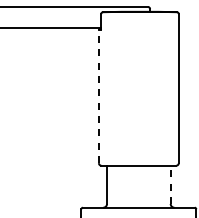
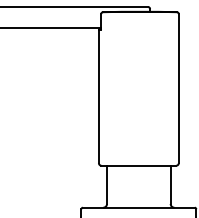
line: dashed -> solid (98, 96)
line: dashed -> solid (170, 184)
